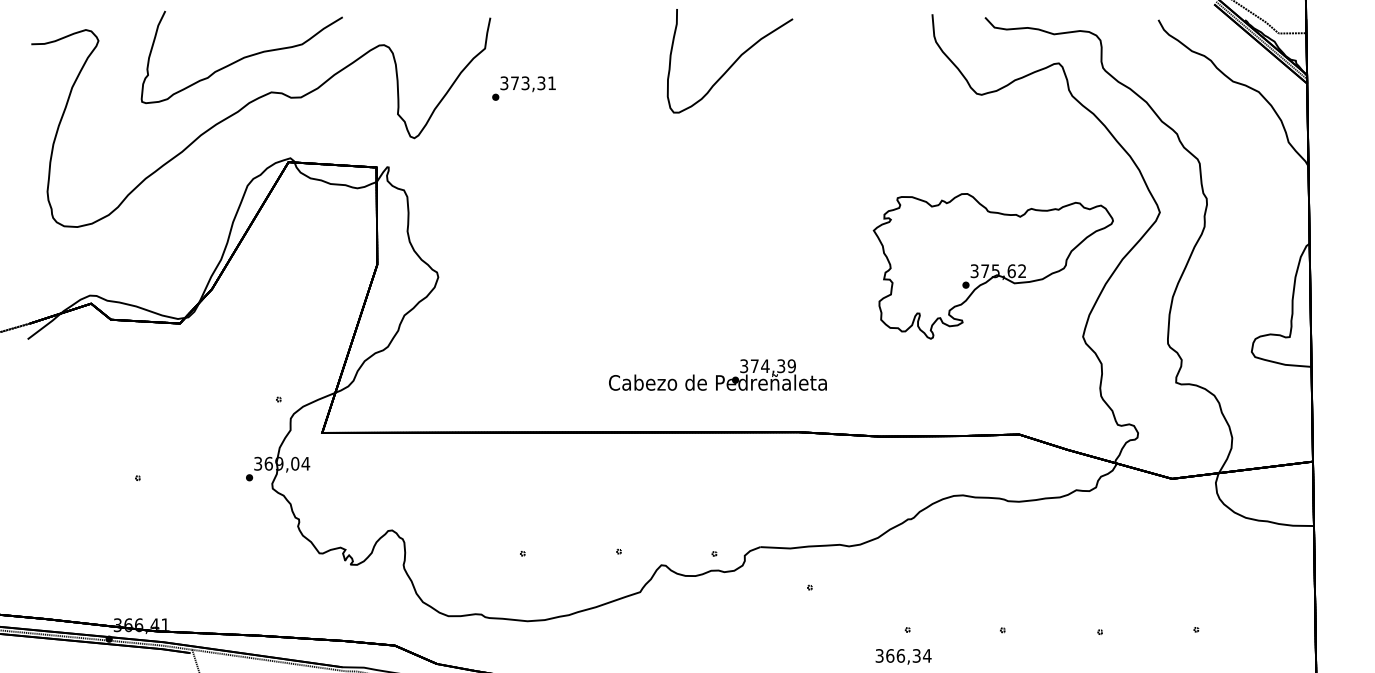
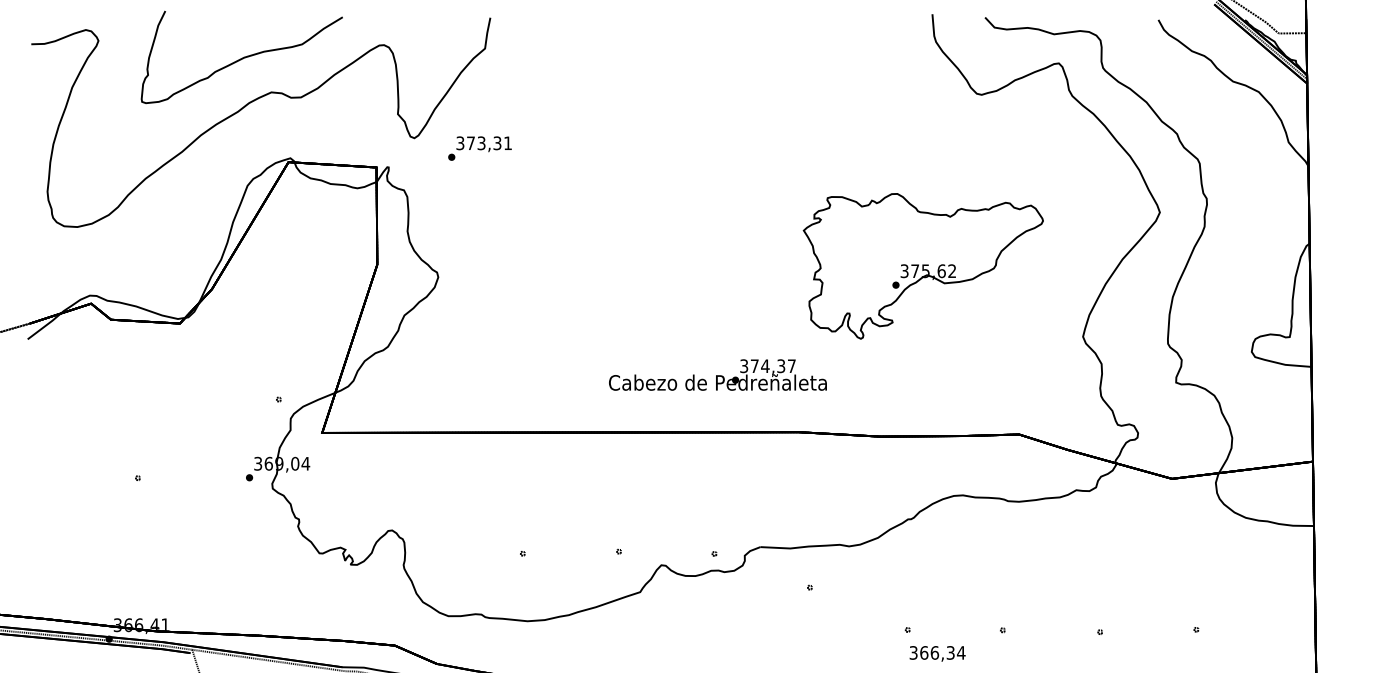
curve: present -> none (732, 63)
text position: (523, 88) -> (479, 148) (479, 148)
part position: (992, 266) -> (922, 266) (922, 266)
text: 374,39 -> 374,37 (791, 366)
text position: (903, 656) -> (937, 653) (937, 653)
